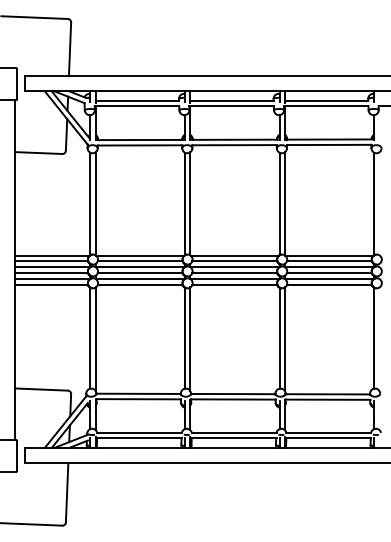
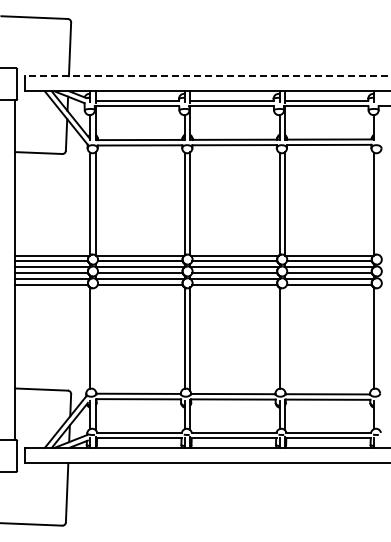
line: solid -> dashed (207, 76)
line: present -> none (95, 339)
line: present -> none (284, 339)
